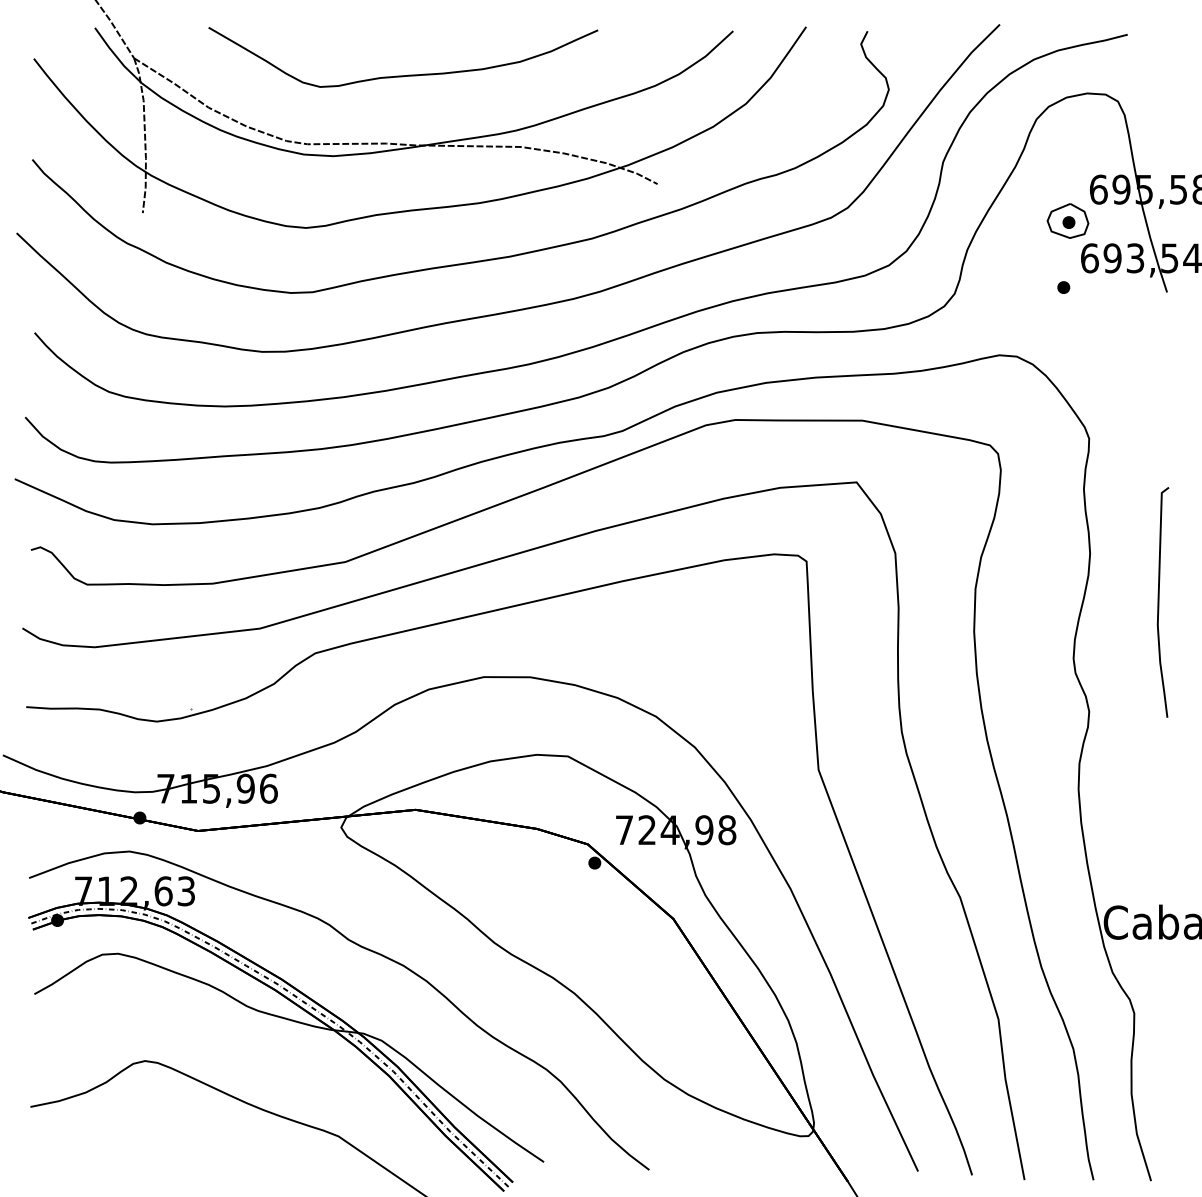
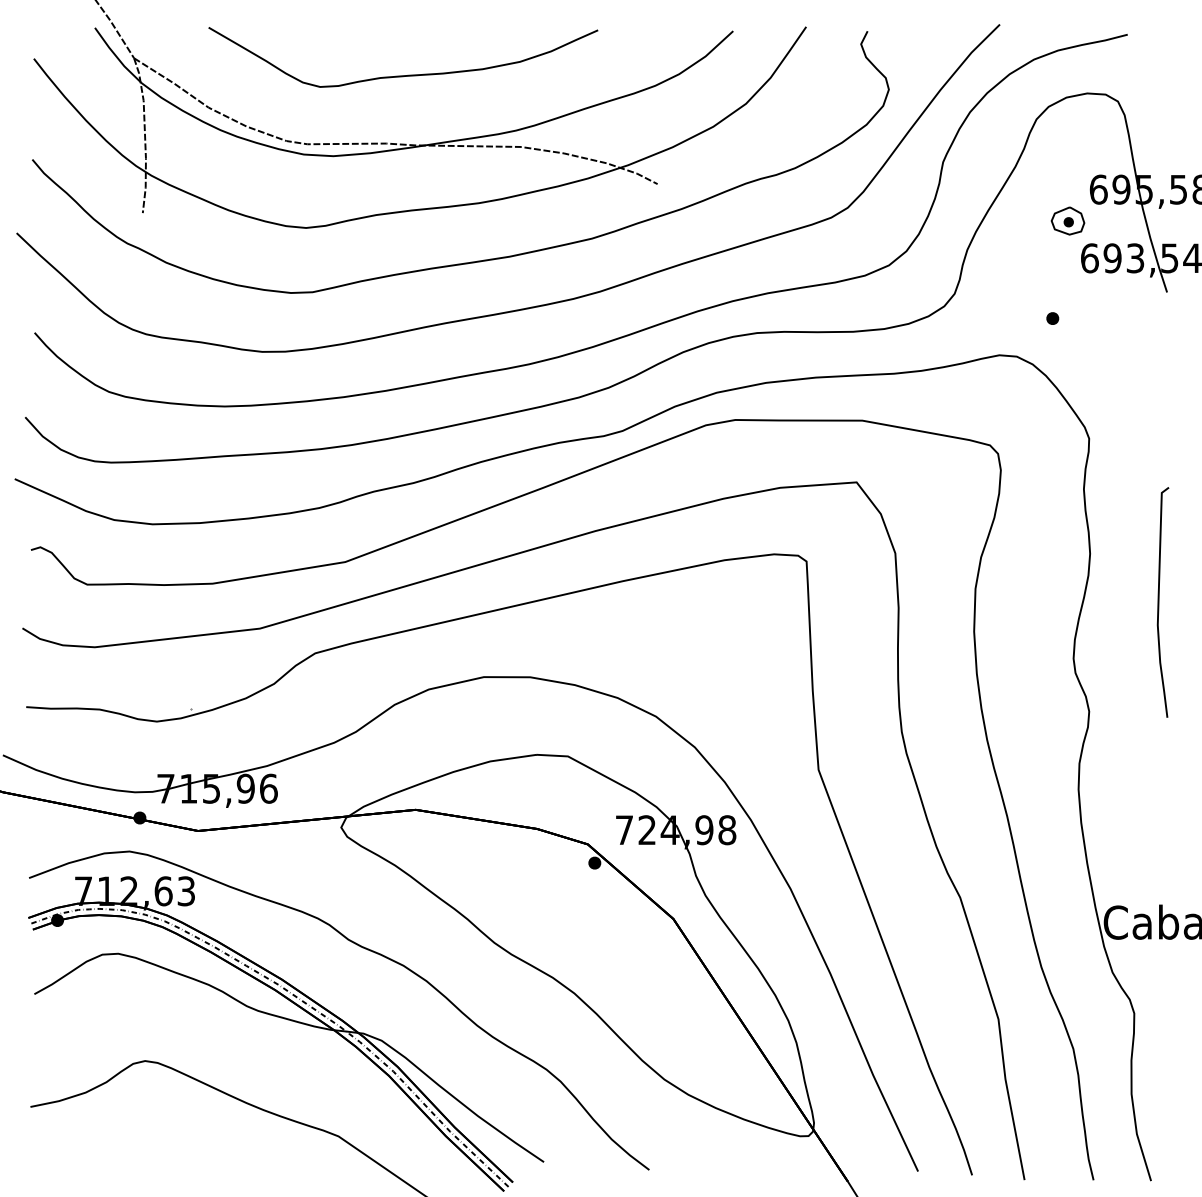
part size: 44x36 px -> 36x30 px (1067, 220)
part position: (1063, 287) -> (1052, 318) (1052, 318)
